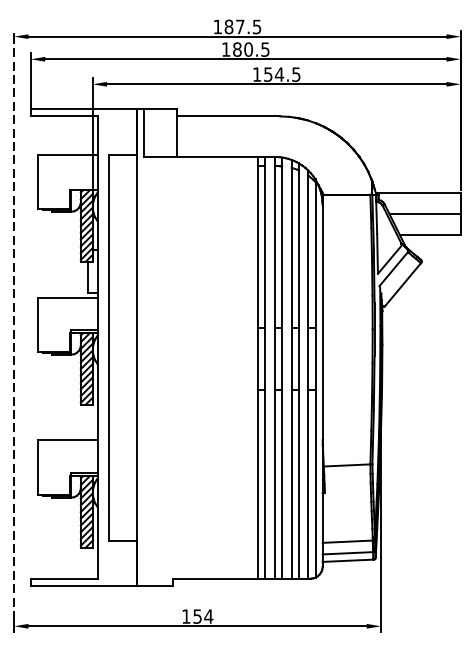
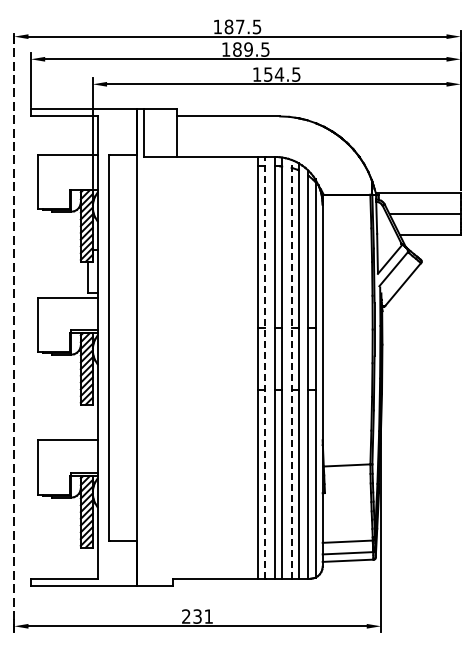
text: 180.5 -> 189.5 (248, 49)
line: solid -> dashed (265, 367)
line: solid -> dashed (291, 368)
text: 154 -> 231 (197, 616)
